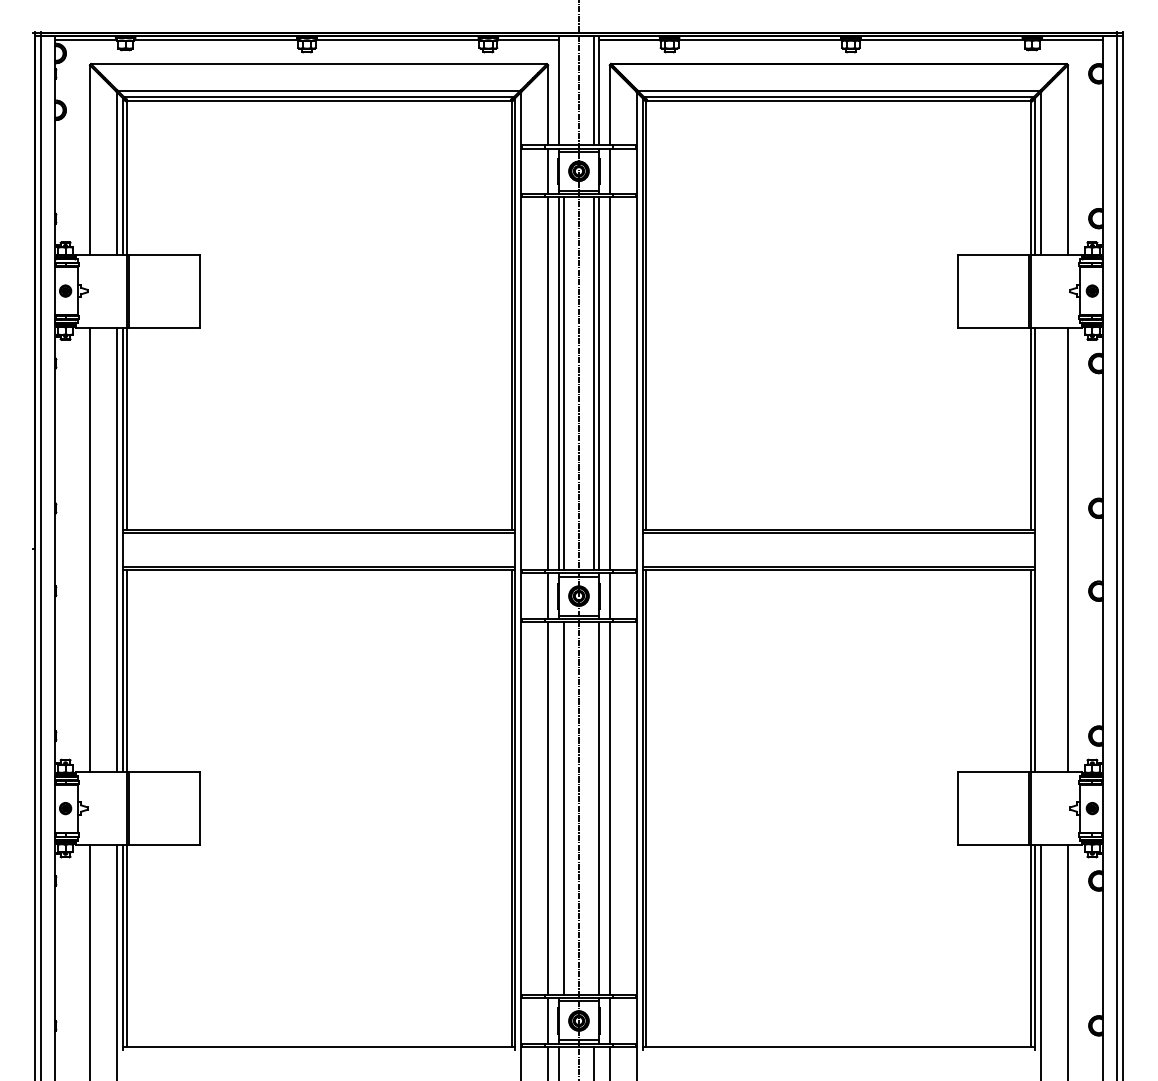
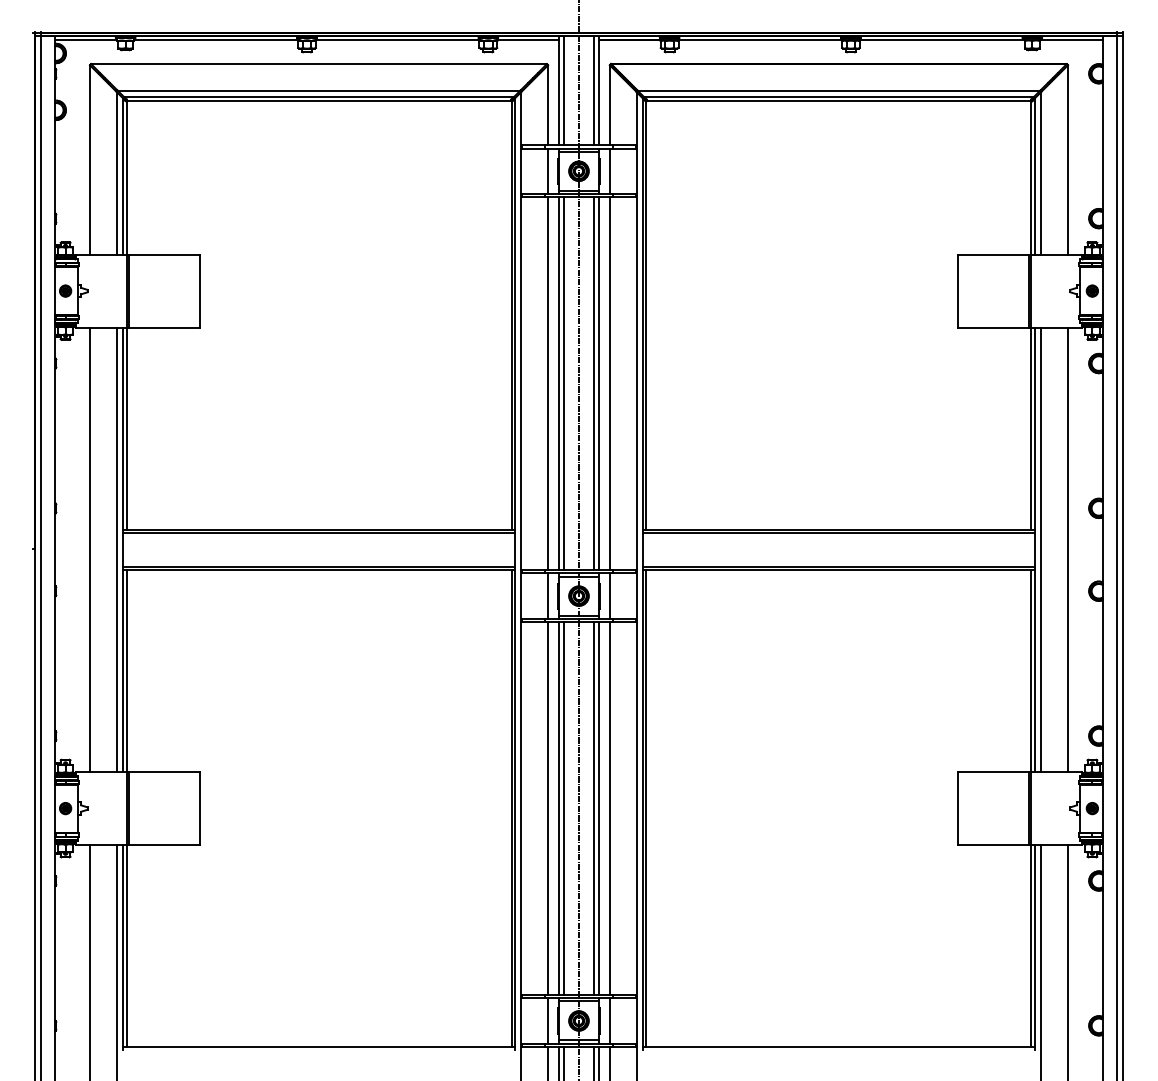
line: none -> present (564, 90)
line: none -> present (1041, 549)
line: none -> present (558, 808)
line: none -> present (593, 808)
line: none -> present (564, 1061)
line: none -> present (599, 1061)
